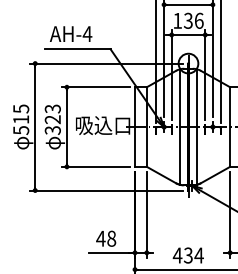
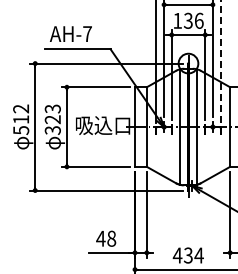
text: AH-4 -> AH-7 (87, 33)
line: solid -> dashed (220, 61)
text: 515 -> 512 (21, 108)
